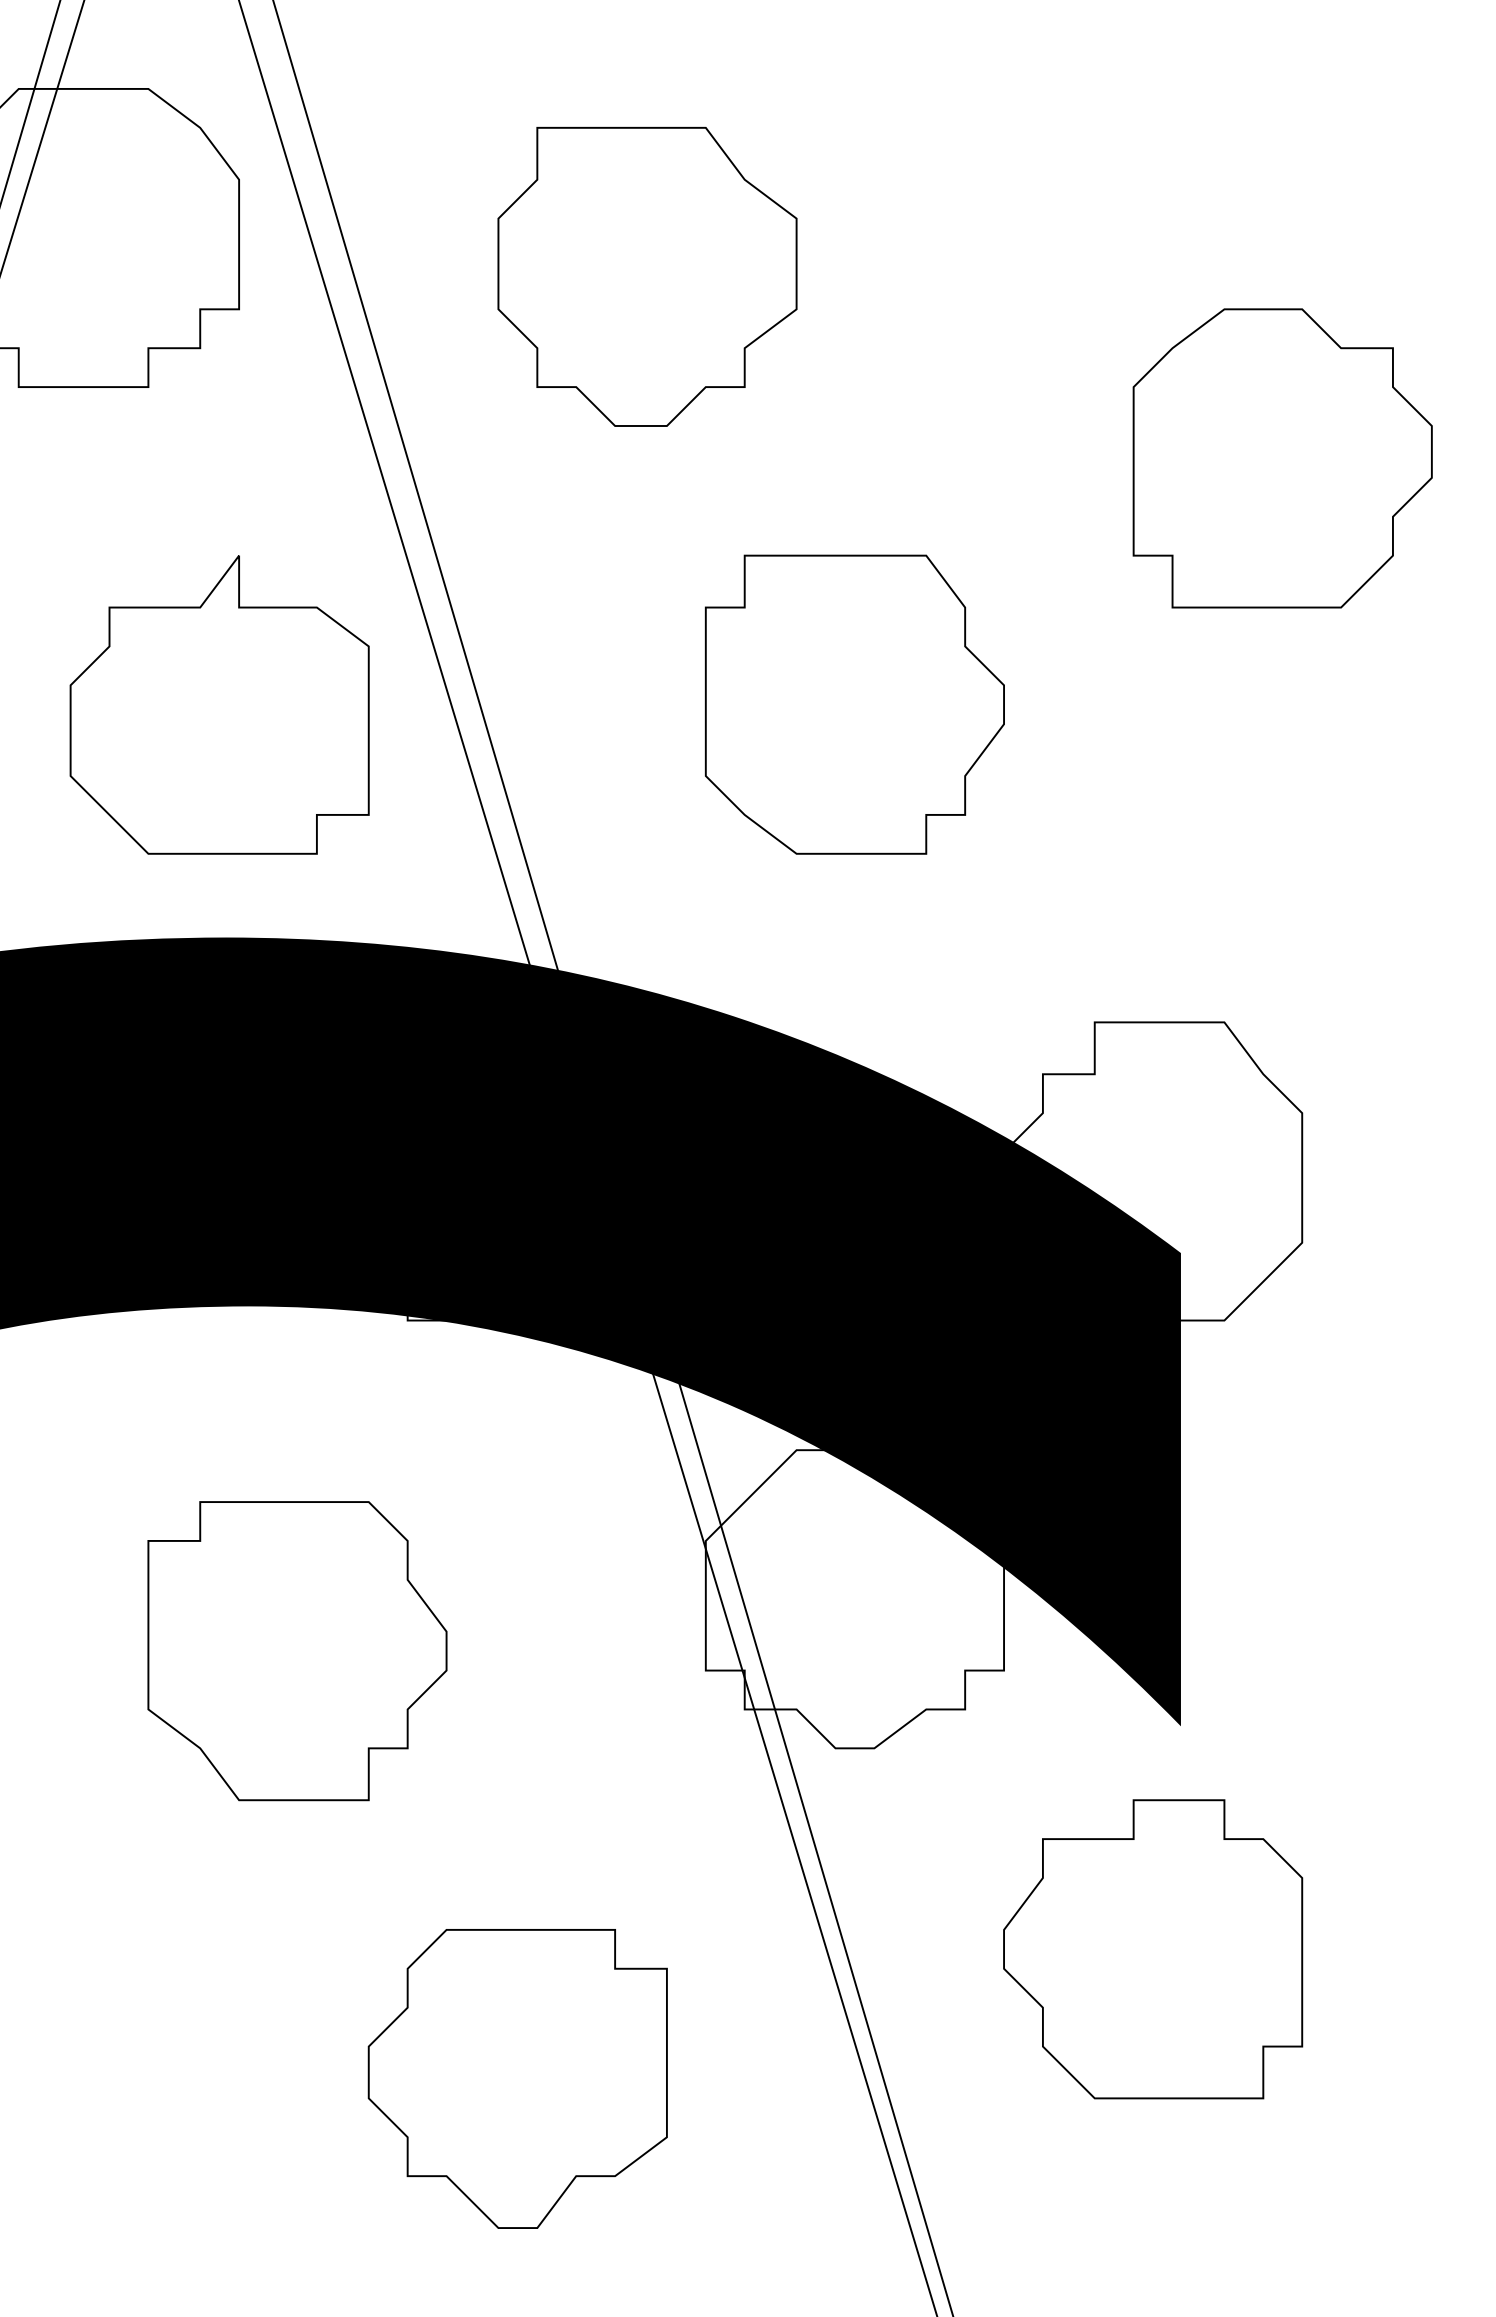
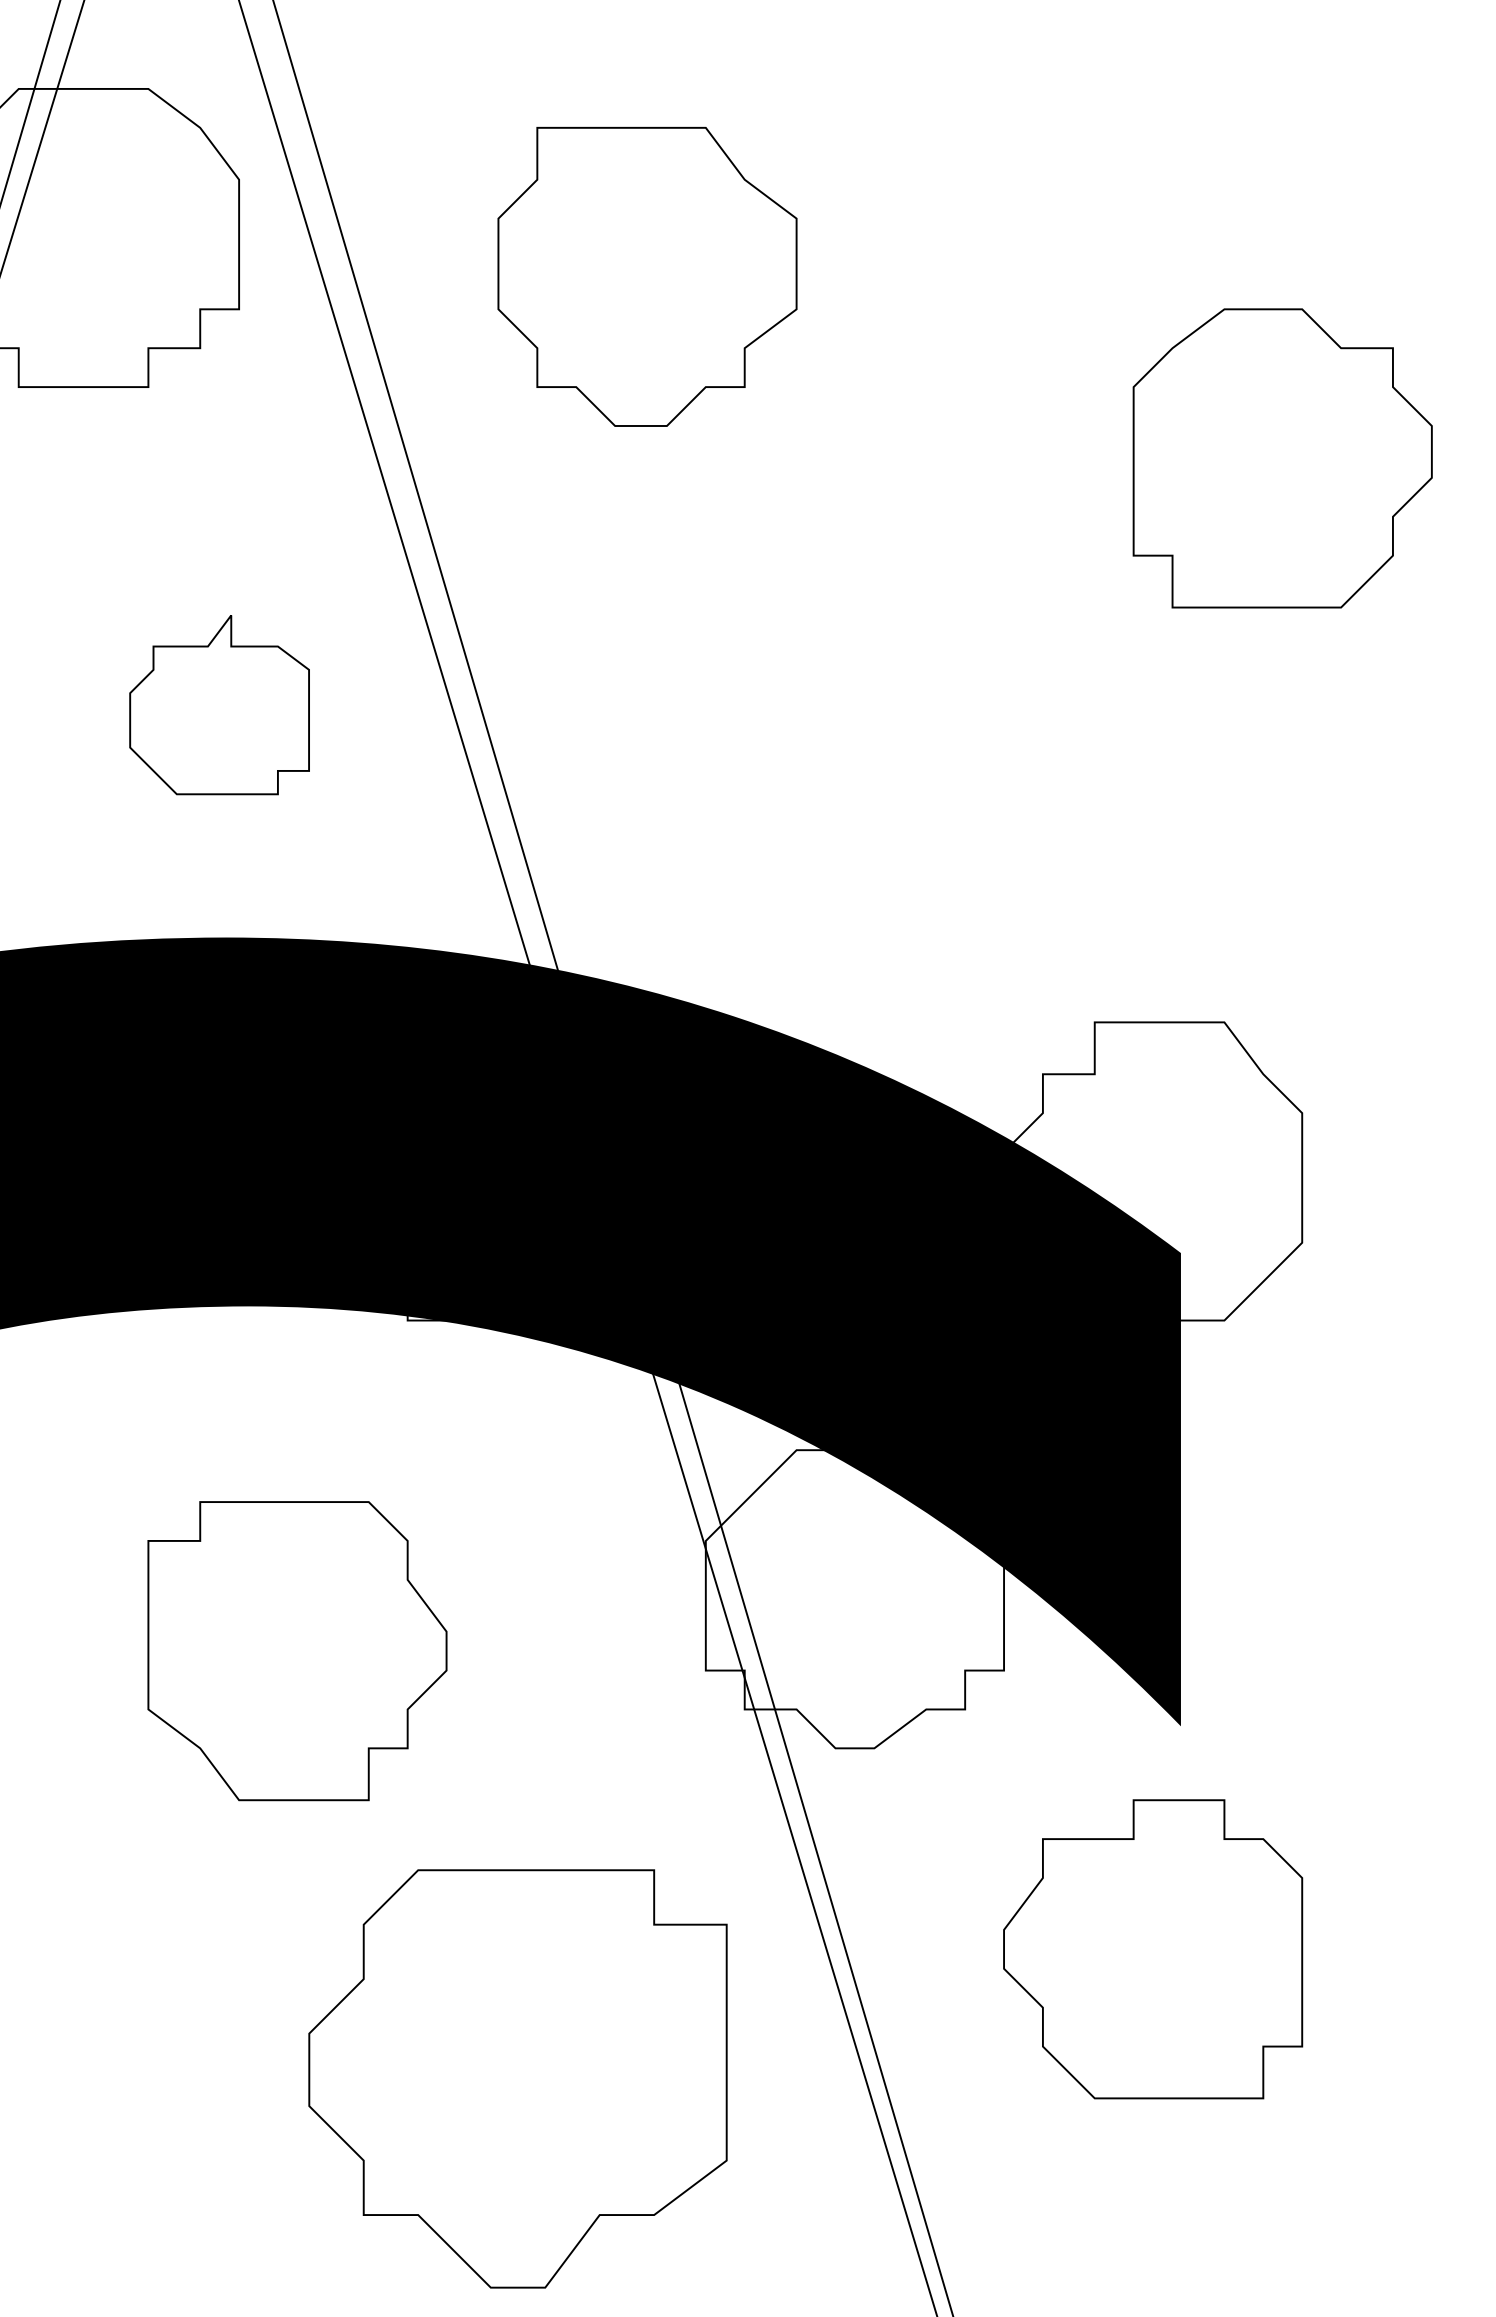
part size: 301x300 px -> 181x181 px (219, 705)
part: present -> none (854, 704)
part size: 301x300 px -> 420x420 px (517, 2078)
